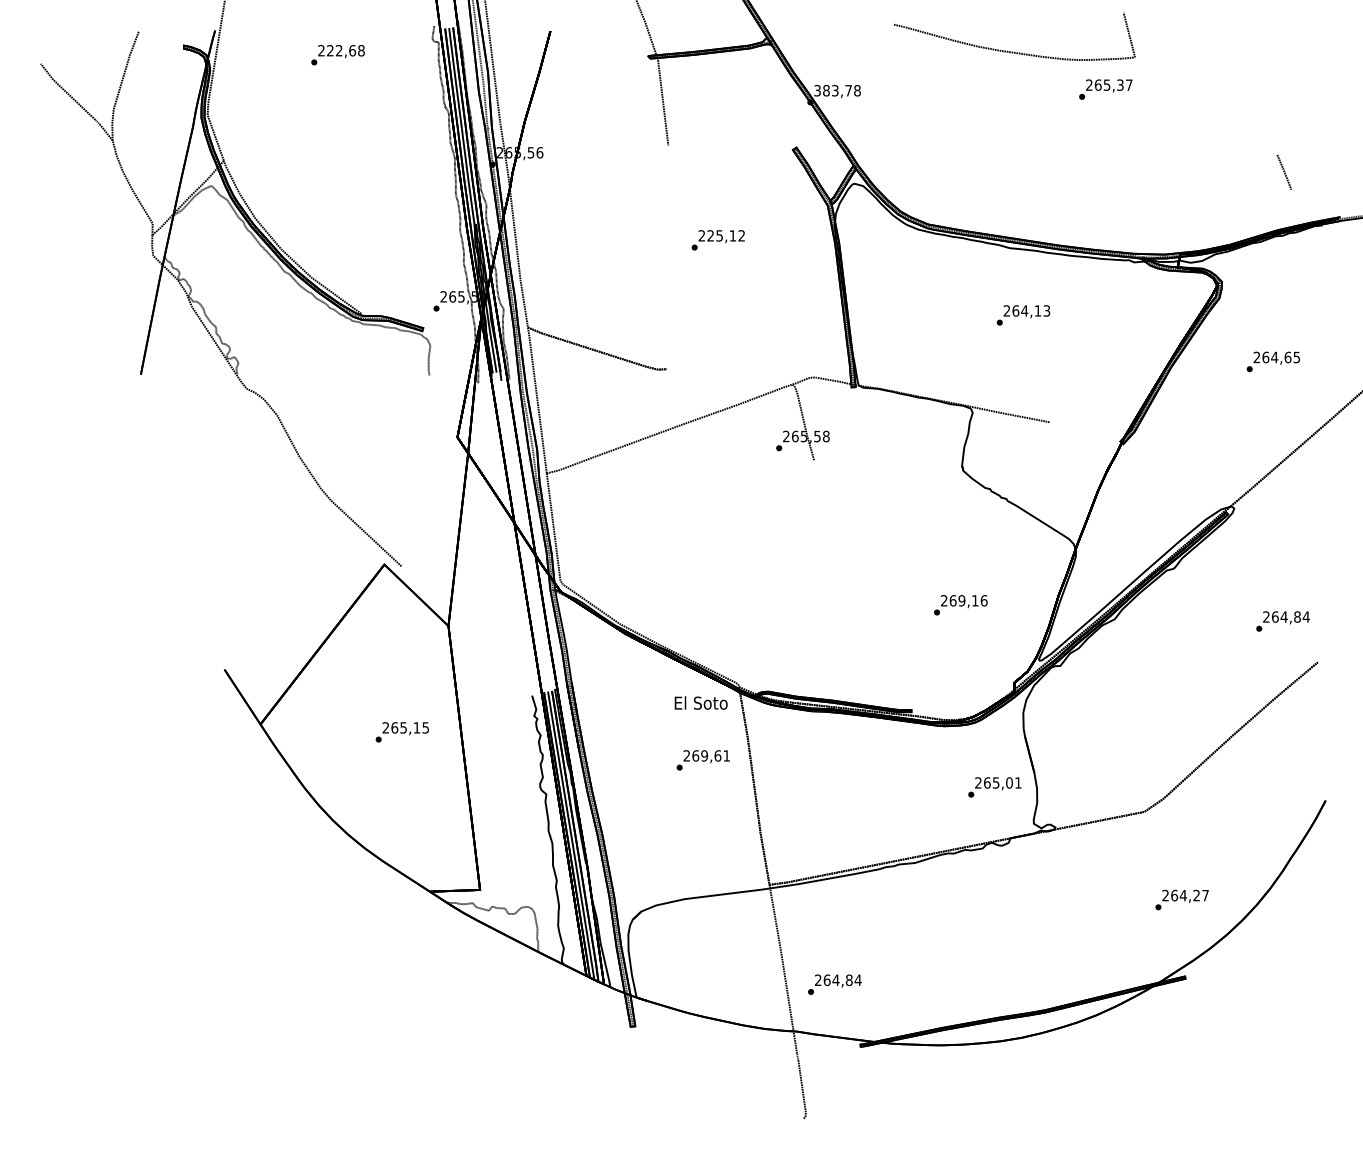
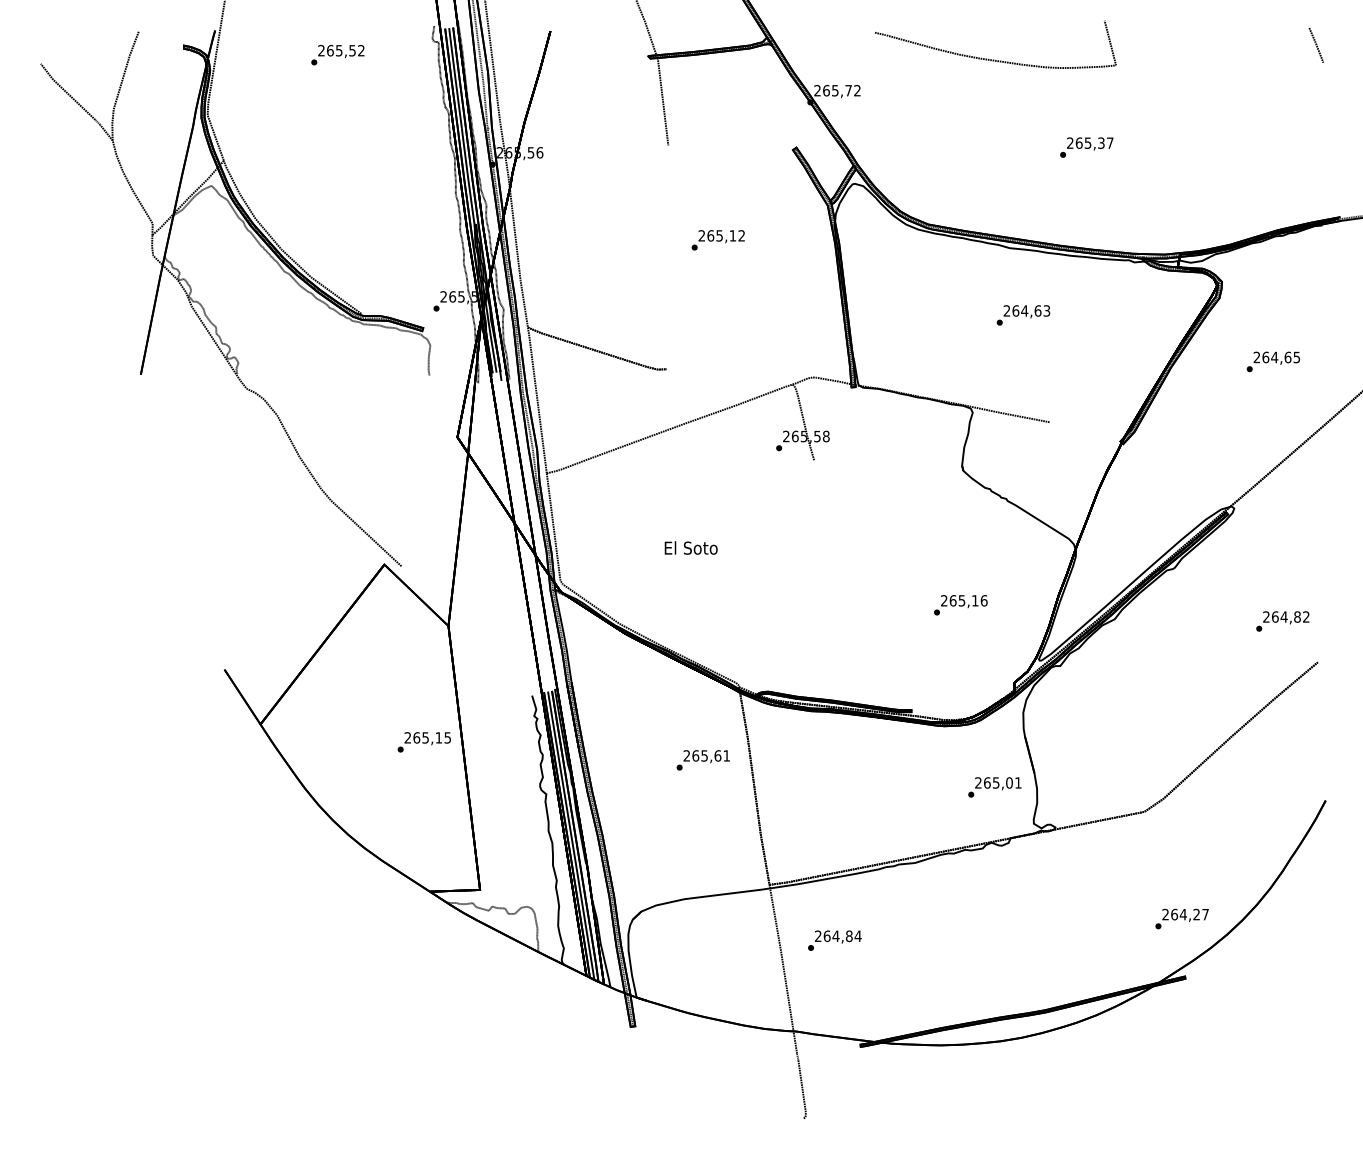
text: 222,68 -> 265,52 (345, 50)
curve position: (1013, 51) -> (994, 59) (994, 59)
text position: (1105, 89) -> (1086, 147) (1086, 147)
text: 383,78 -> 265,72 (837, 90)
line position: (1283, 172) -> (1315, 45) (1315, 45)
text: 225,12 -> 265,12 (710, 235)
text: 264,13 -> 264,63 (1037, 310)
text: 269,16 -> 265,16 (961, 600)
text: 264,84 -> 264,82 (1305, 616)
text position: (700, 702) -> (690, 547) (690, 547)
text position: (401, 732) -> (423, 742) (423, 742)
text: 269,61 -> 265,61 (704, 755)
text position: (1181, 899) -> (1181, 918) (1181, 918)
text position: (834, 984) -> (834, 940) (834, 940)
